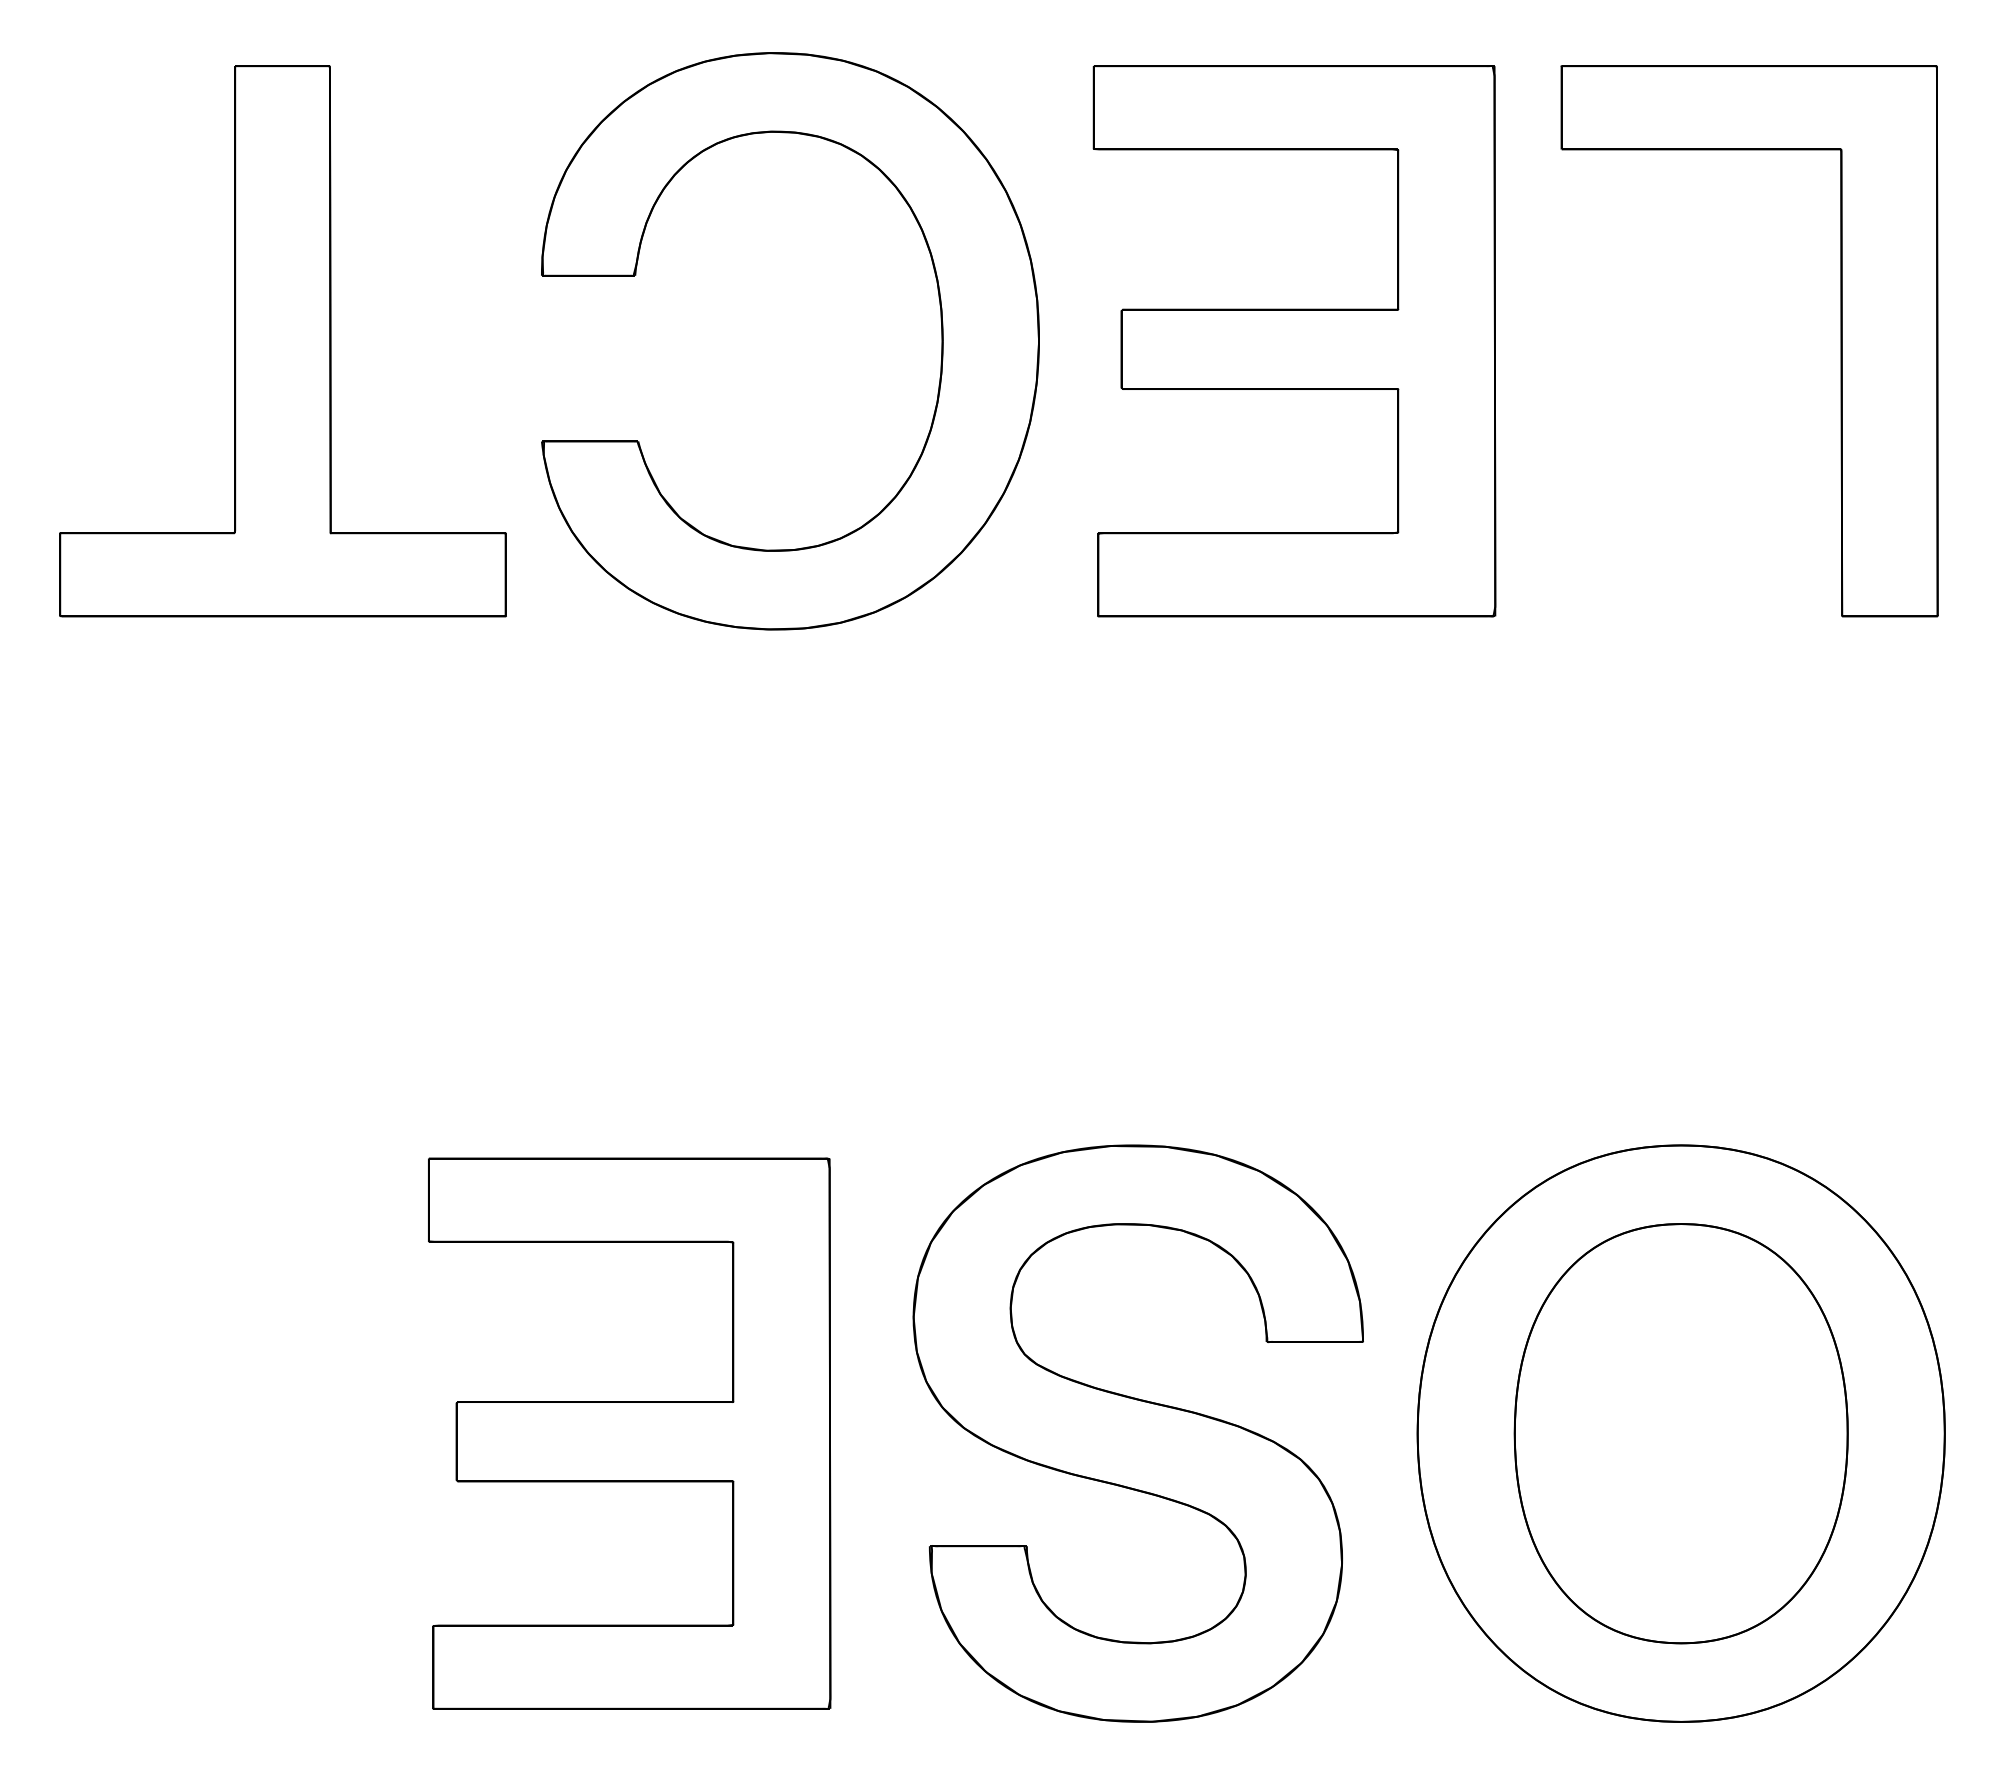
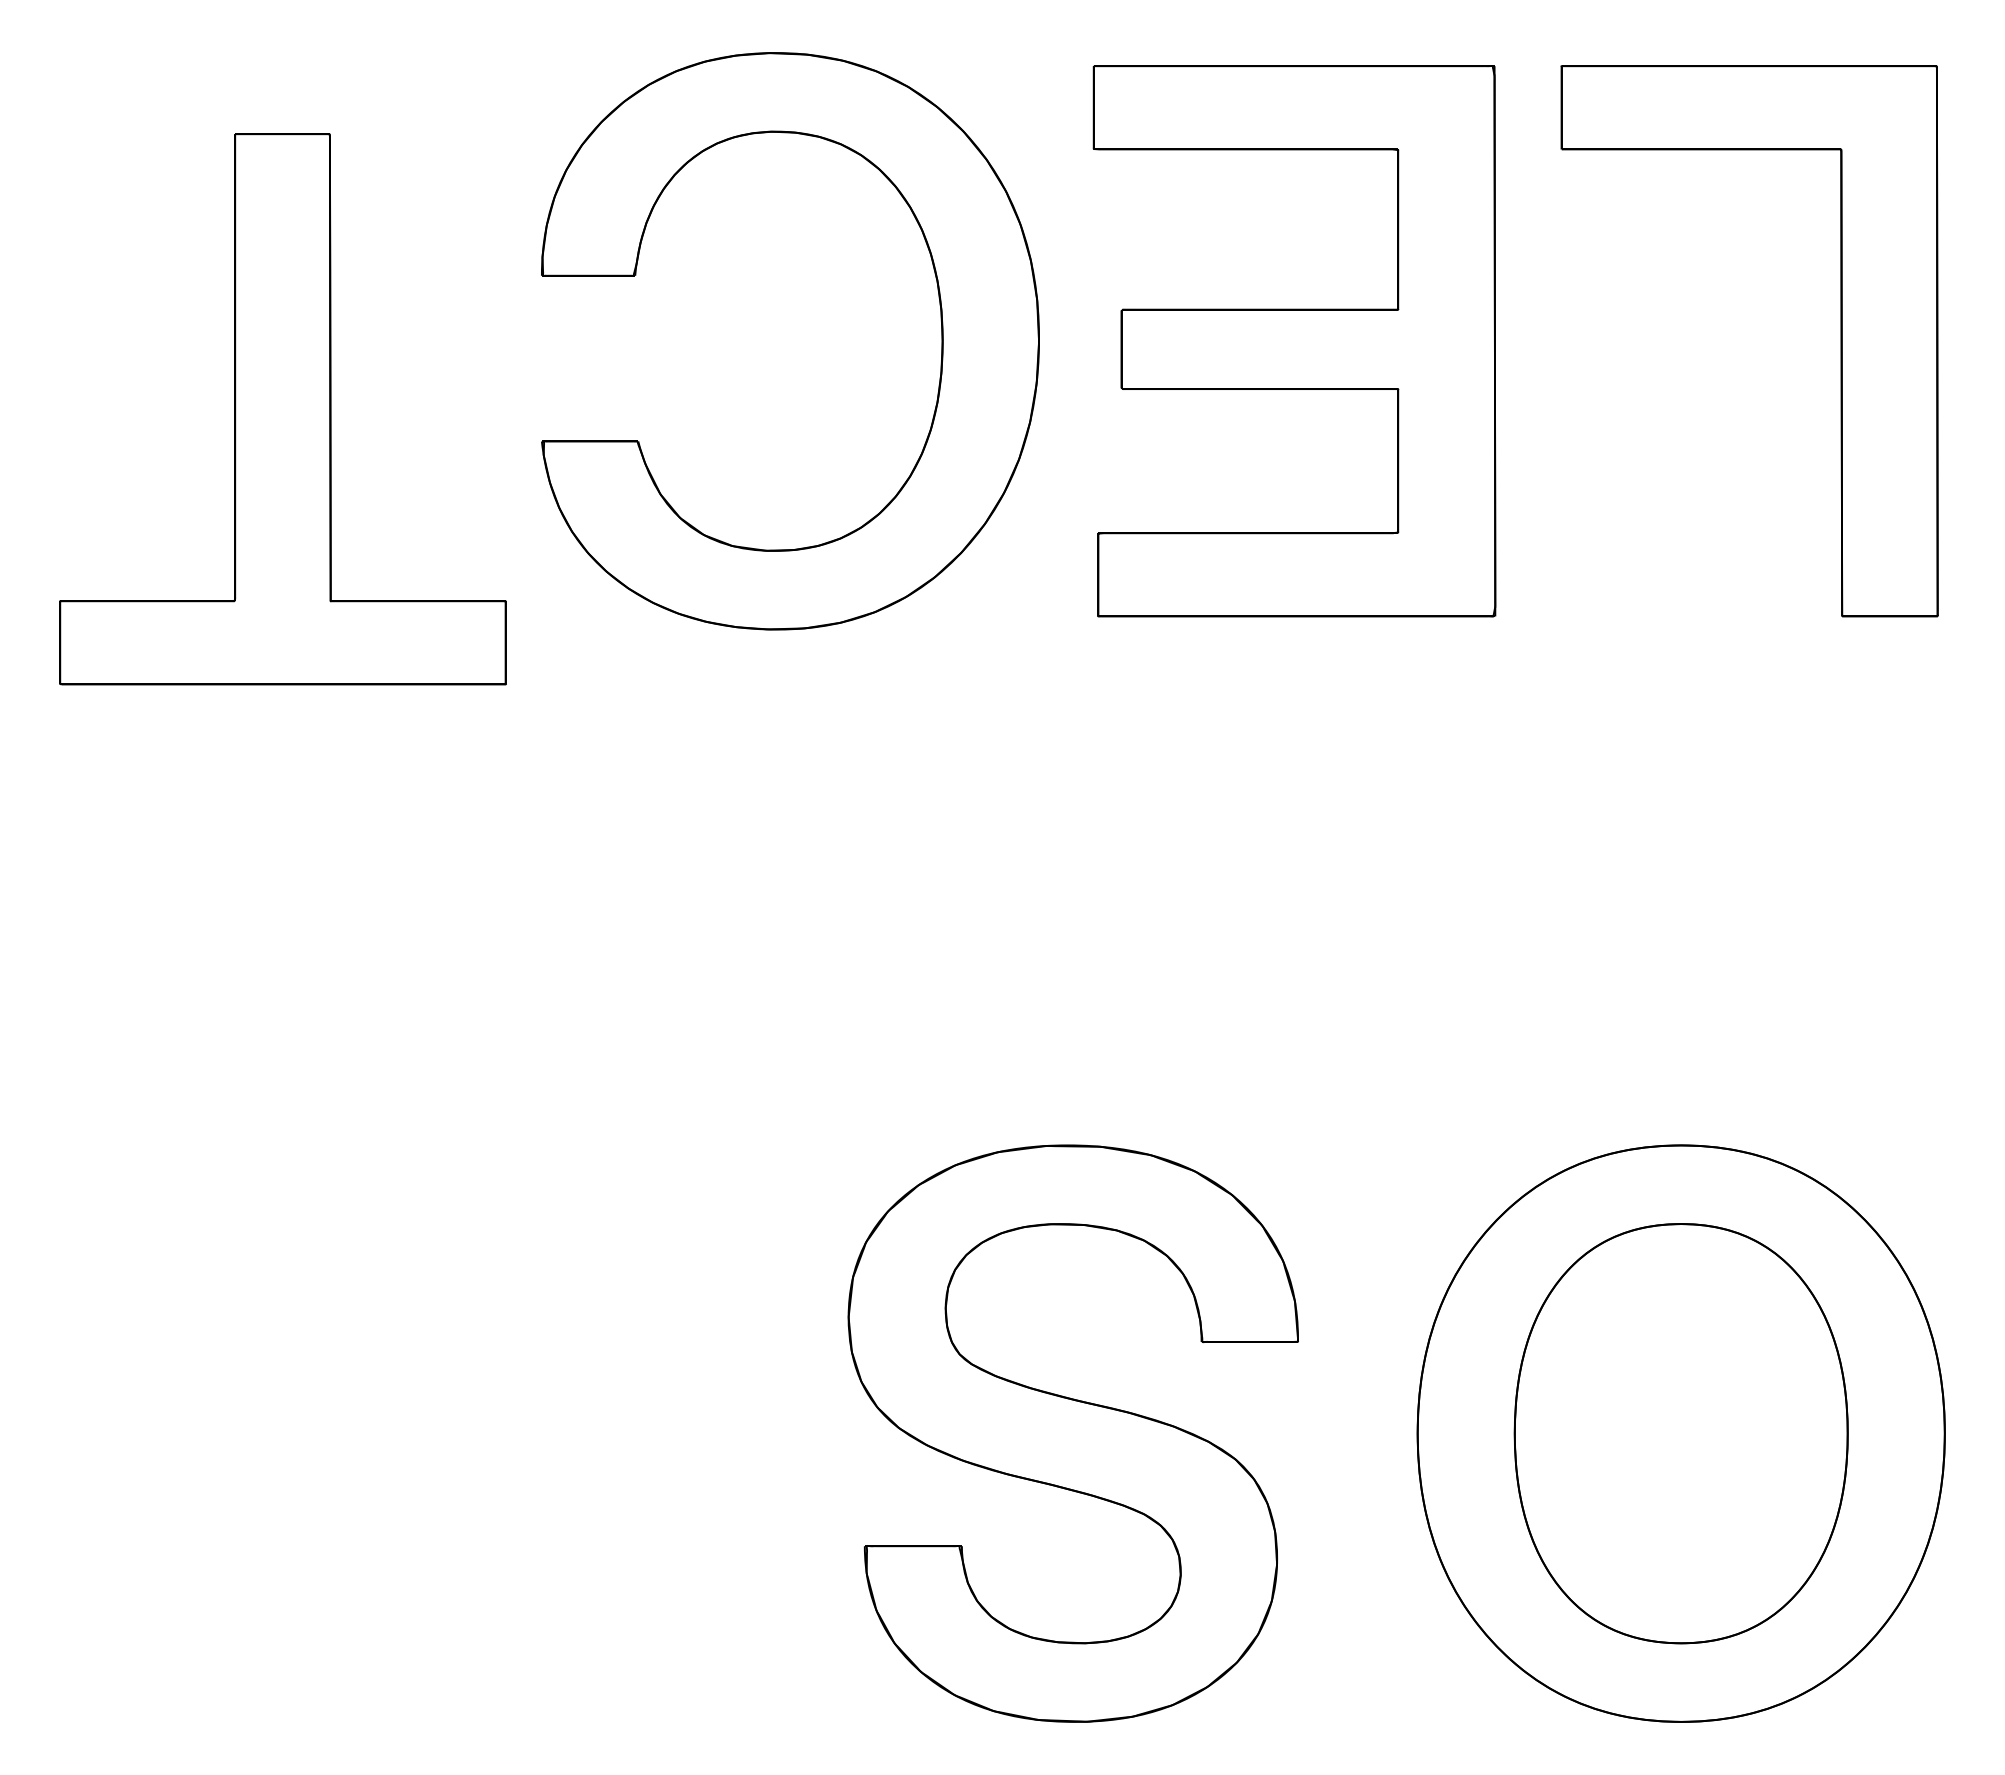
part position: (282, 341) -> (282, 409) (282, 409)
part: present -> none (629, 1433)
part position: (1137, 1433) -> (1072, 1433) (1072, 1433)
